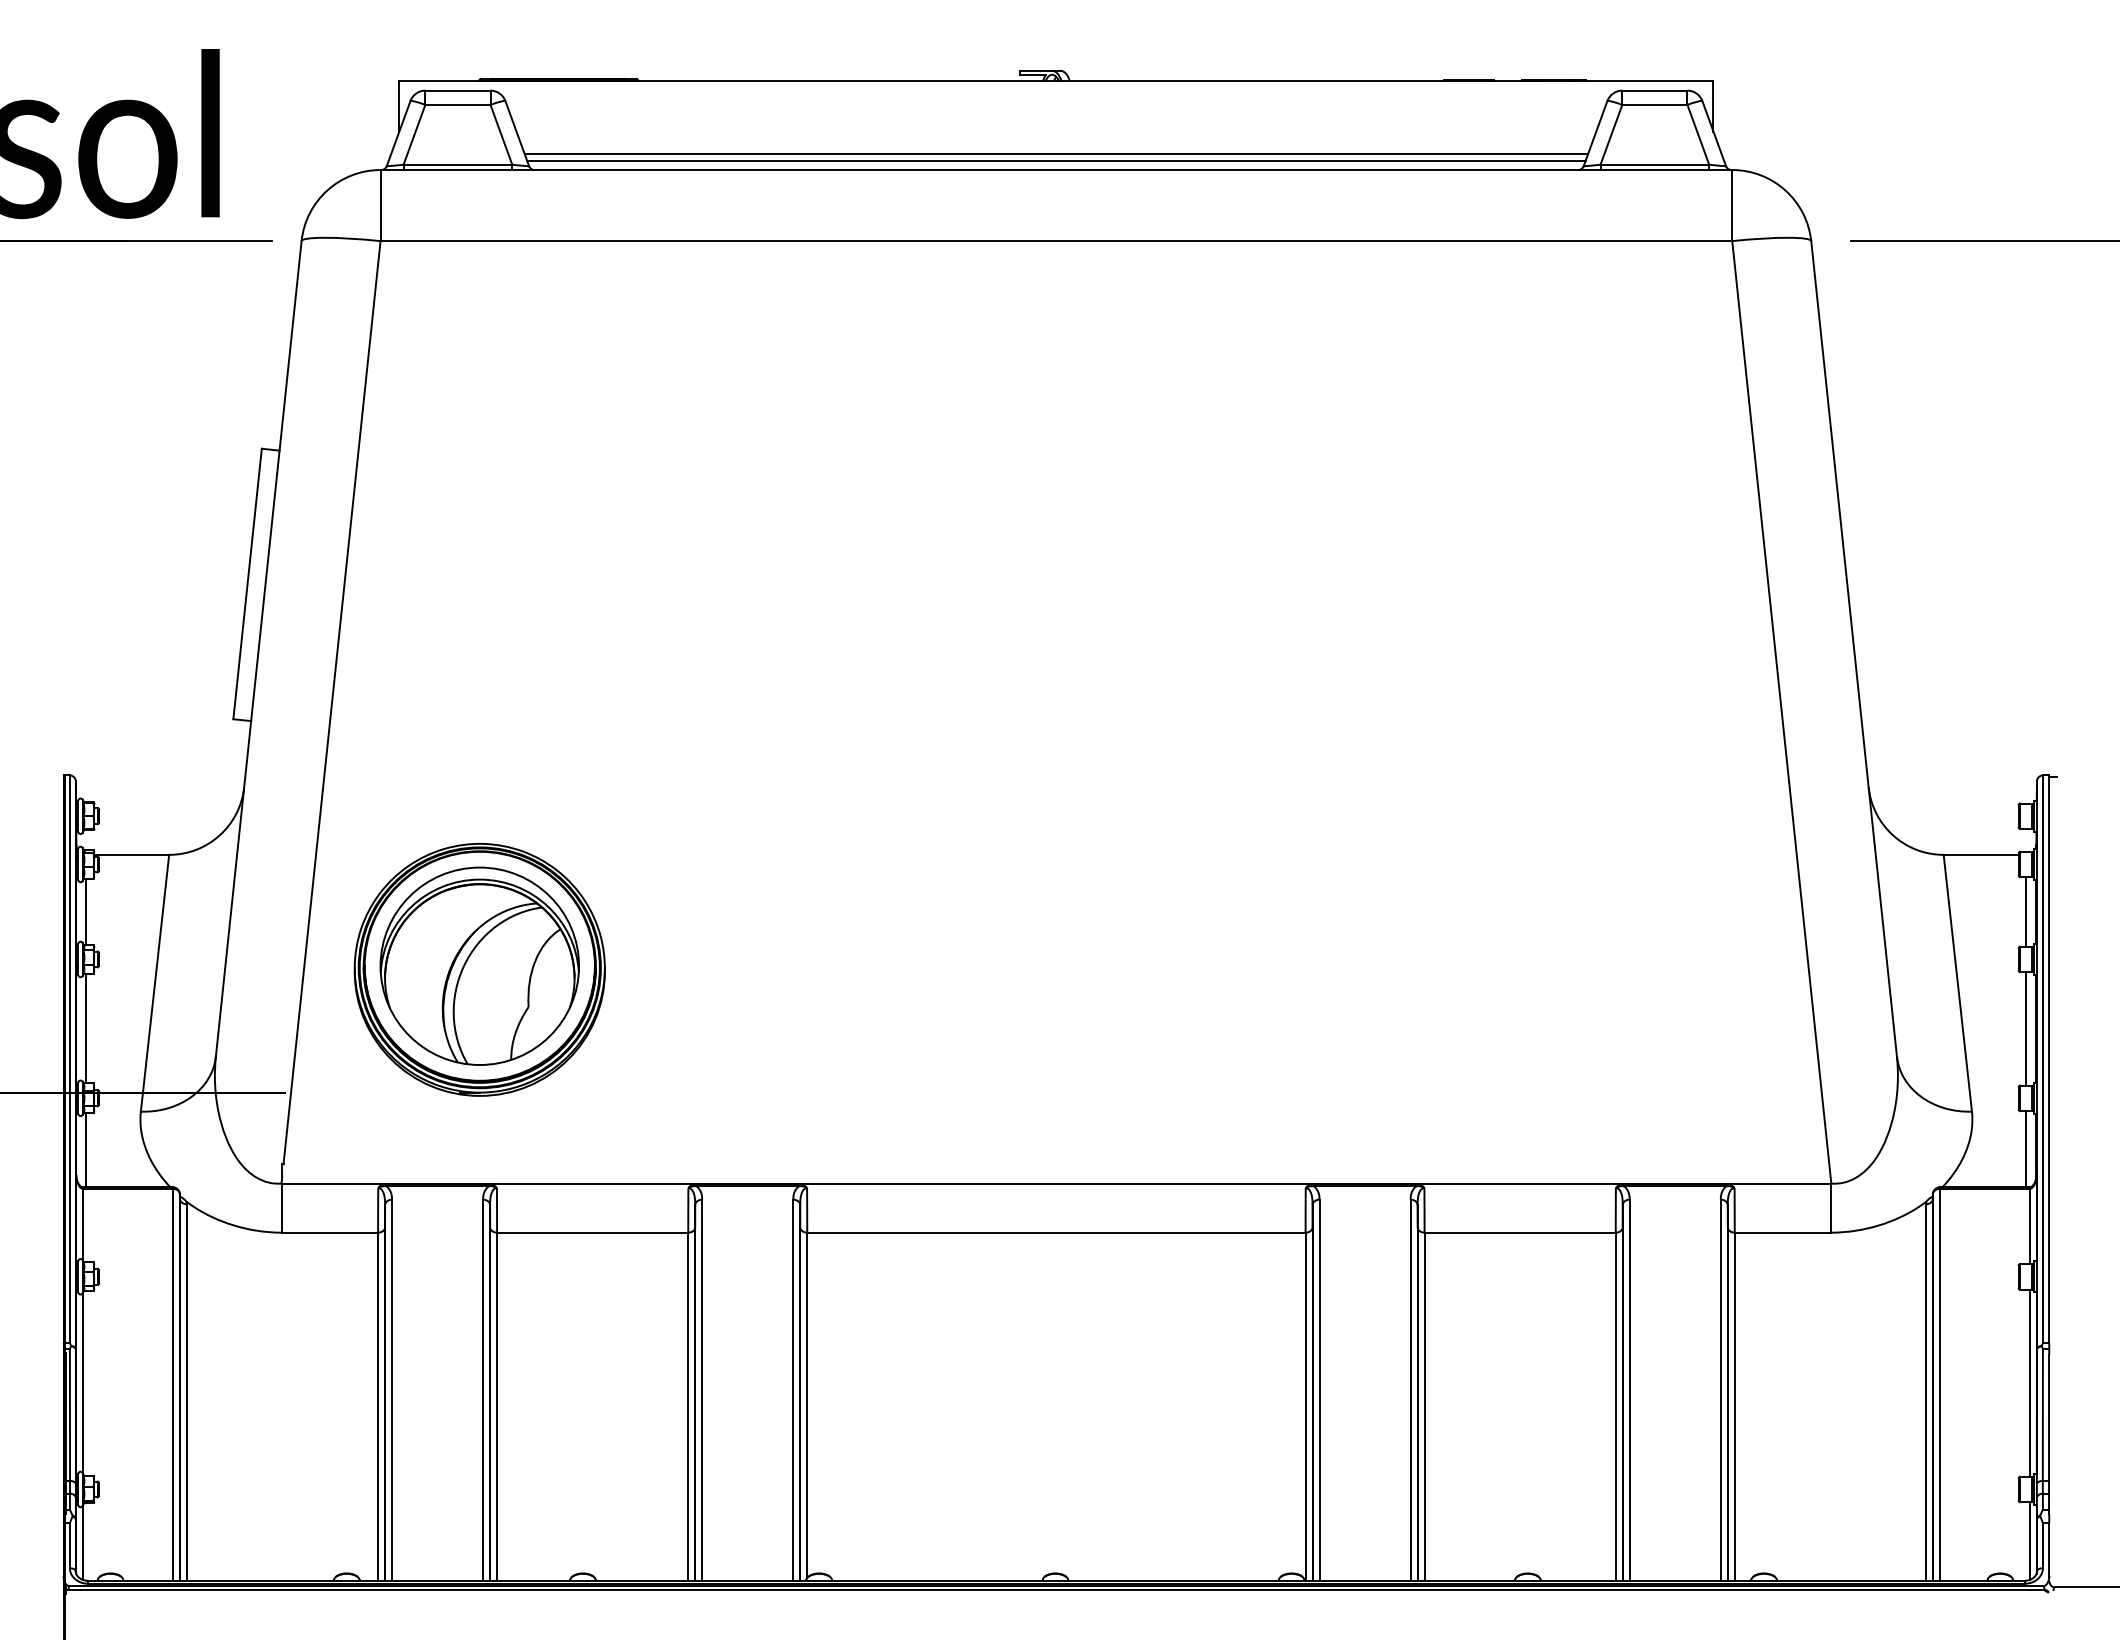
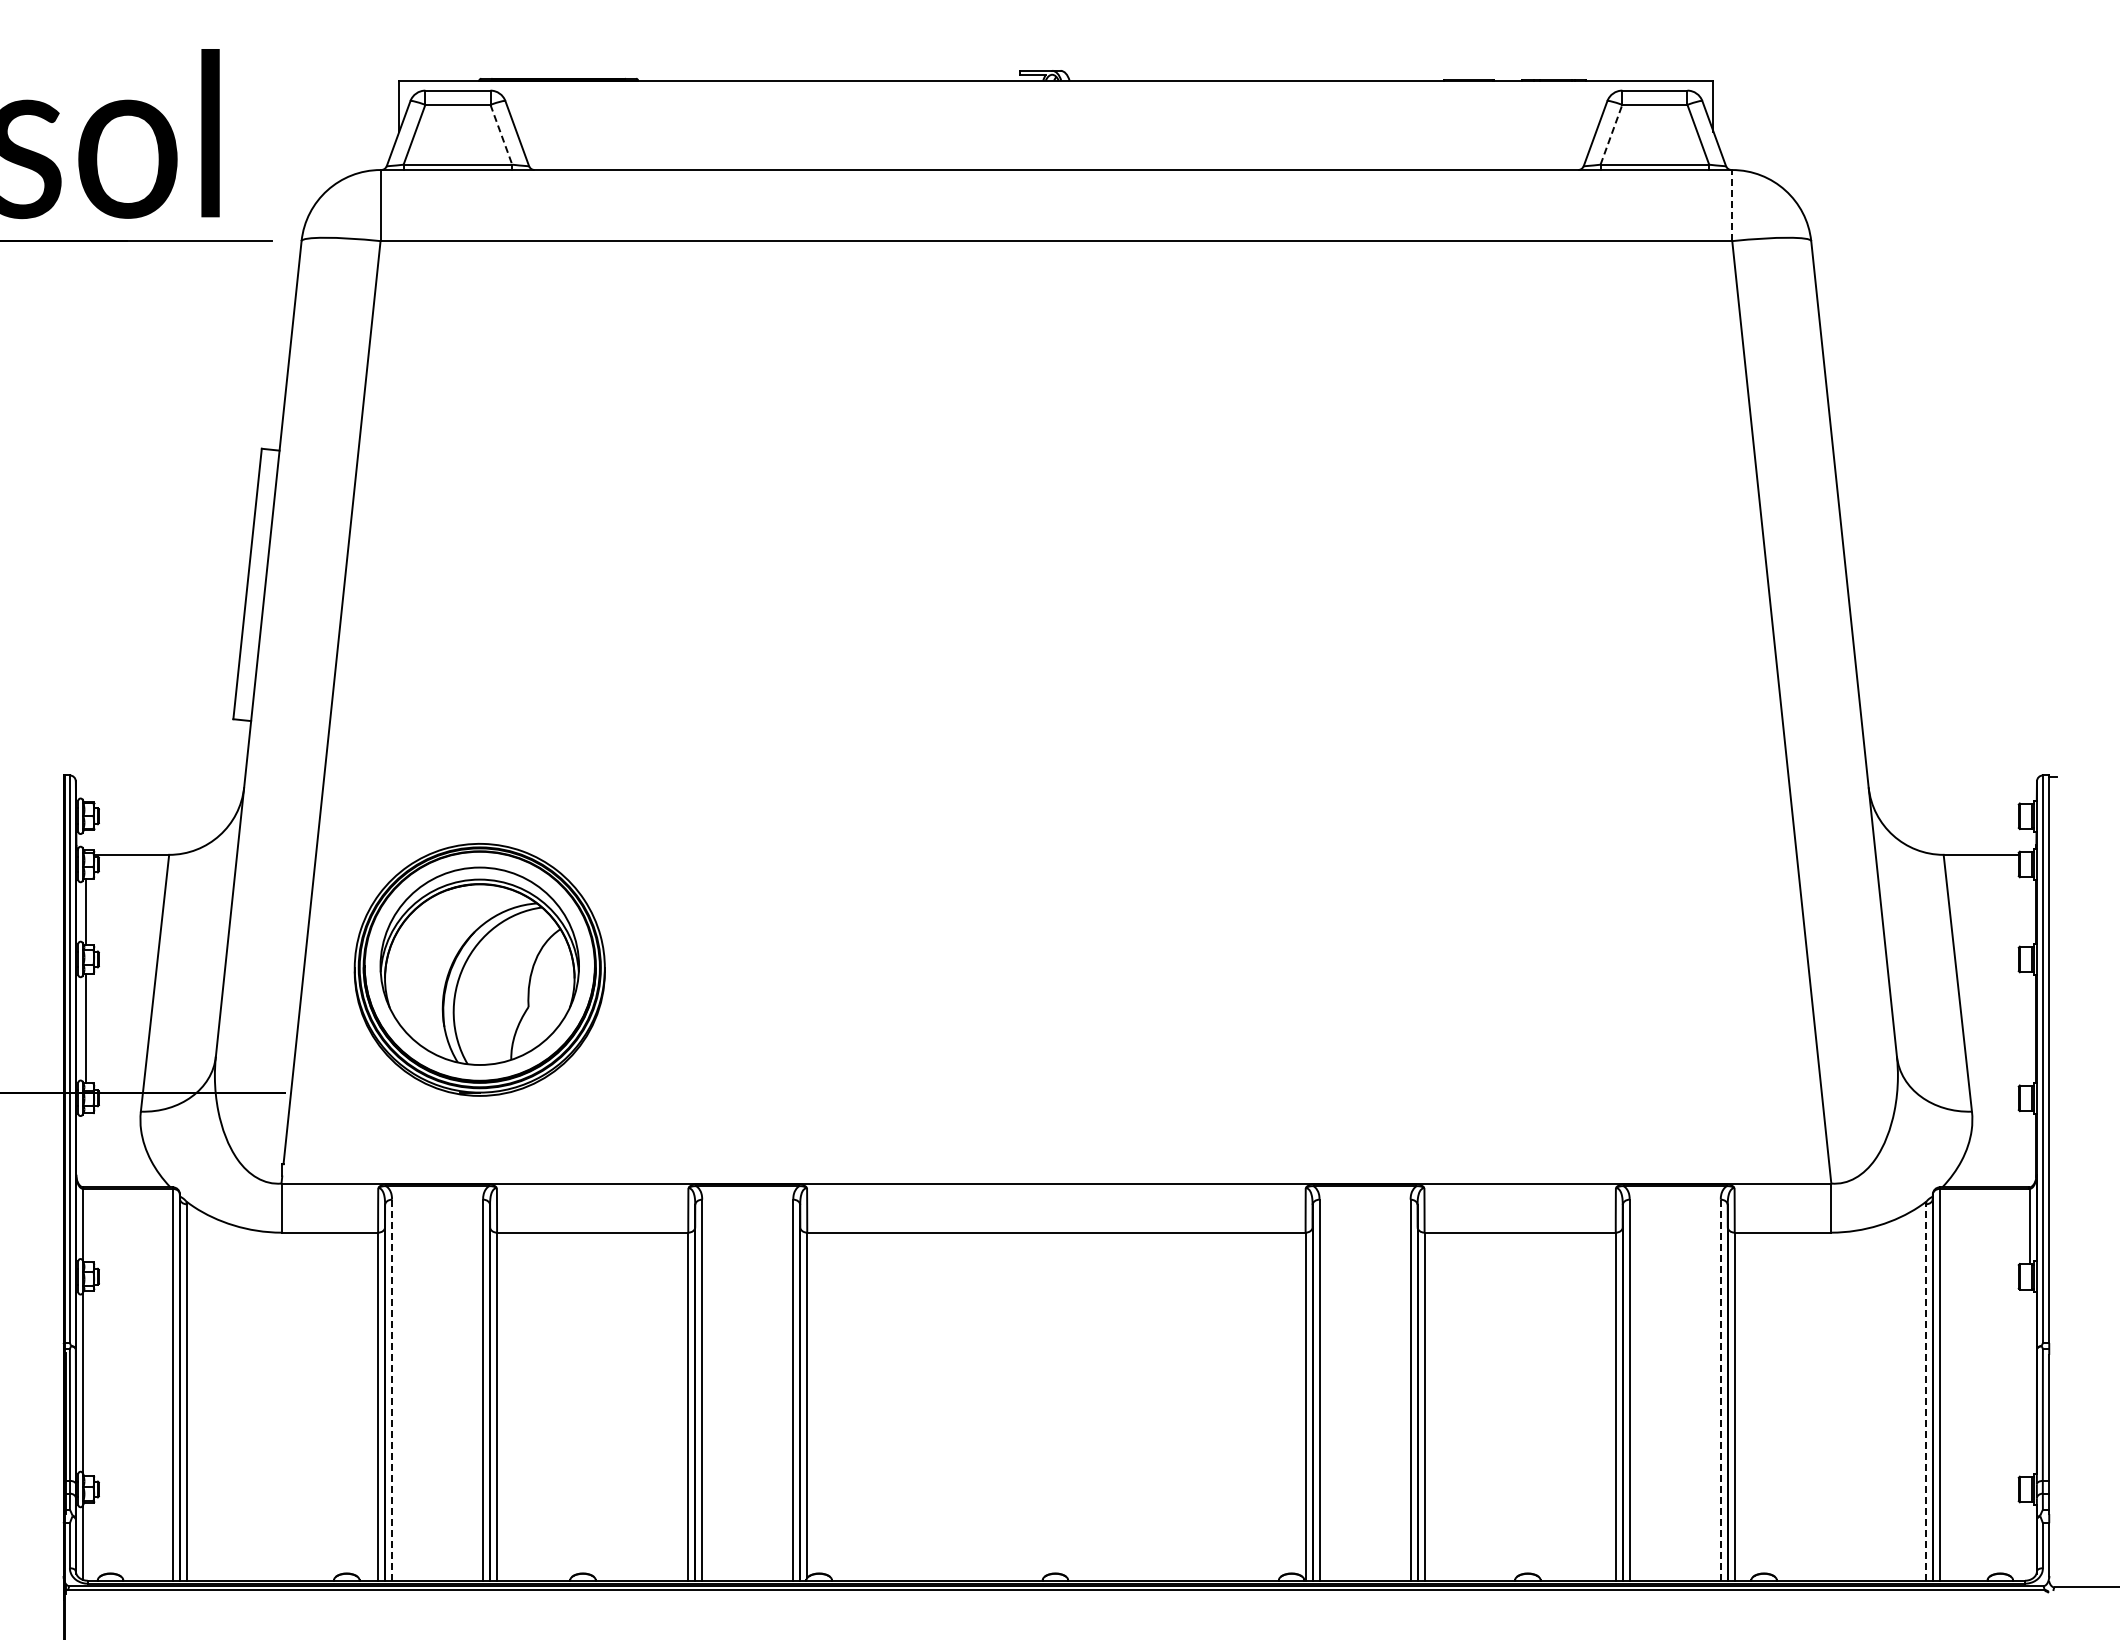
line: solid -> dashed (501, 134)
line: solid -> dashed (1611, 134)
line: present -> none (1056, 154)
line: present -> none (1056, 160)
line: solid -> dashed (1732, 205)
line: present -> none (1983, 241)
line: present -> none (2026, 911)
line: present -> none (2026, 1028)
line: present -> none (2026, 1149)
line: present -> none (86, 1150)
line: present -> none (2029, 1382)
line: solid -> dashed (392, 1390)
line: solid -> dashed (1720, 1390)
line: solid -> dashed (1925, 1392)
line: present -> none (2029, 1541)
